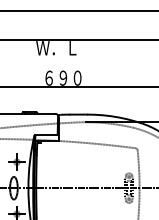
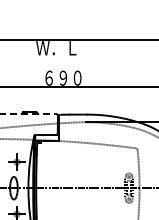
line: present -> none (78, 10)
line: solid -> dashed (27, 113)
